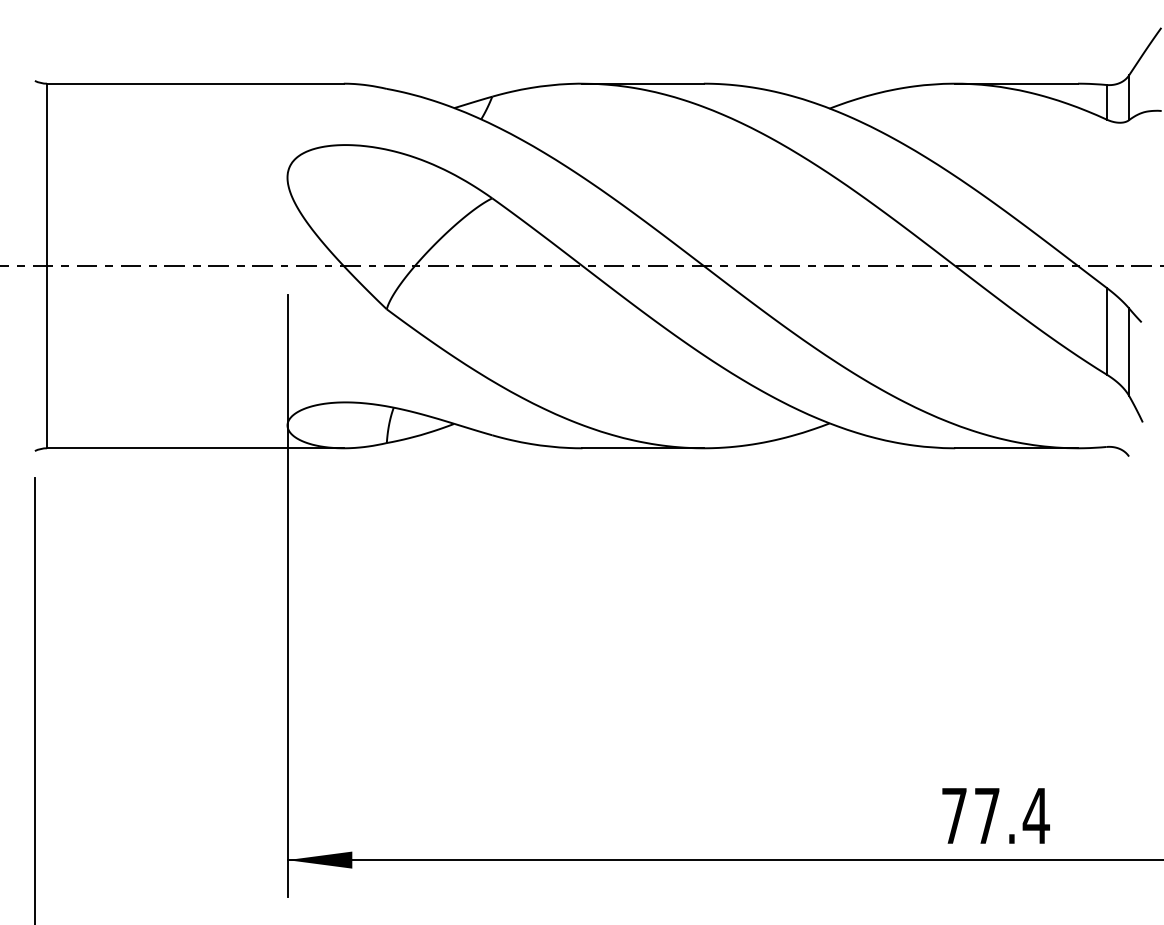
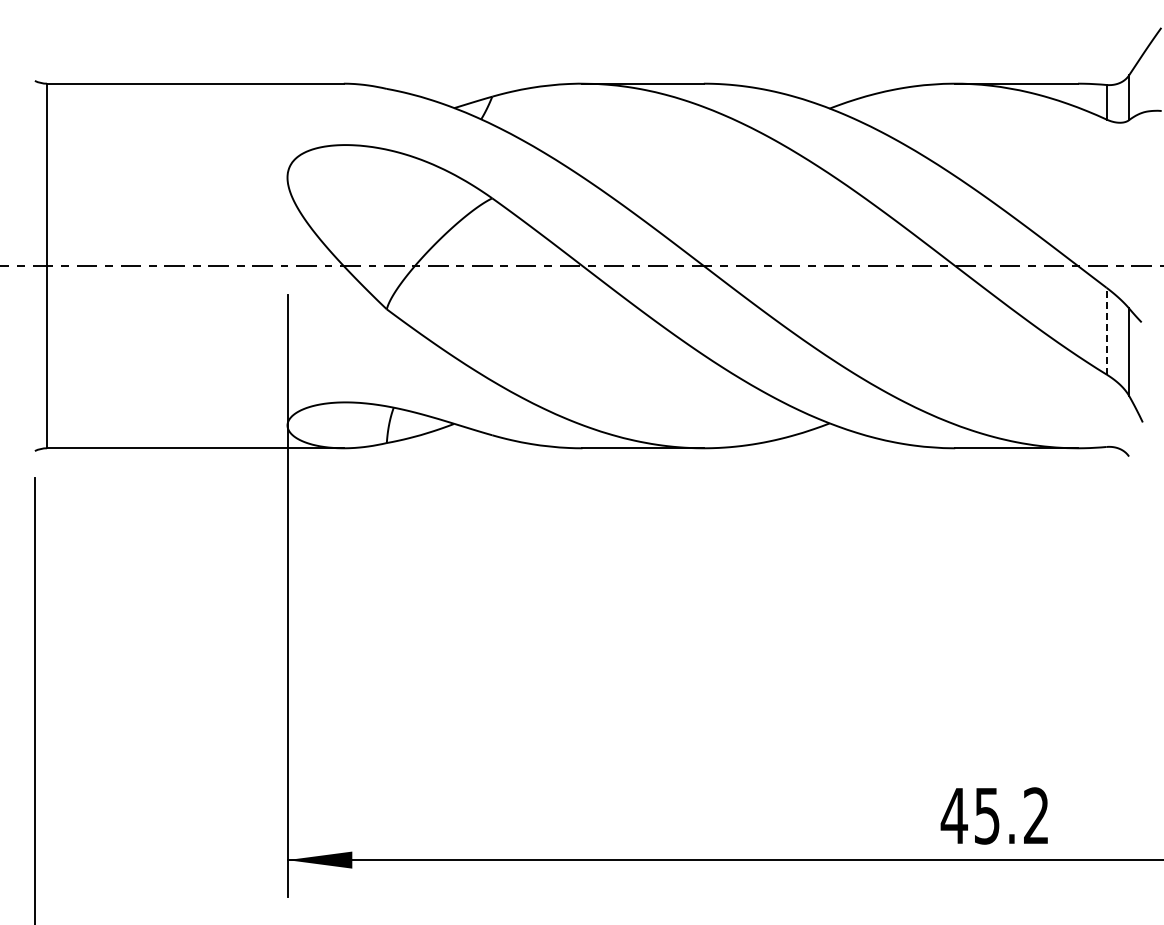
line: solid -> dashed (1106, 330)
text: 77.4 -> 45.2 (994, 815)
